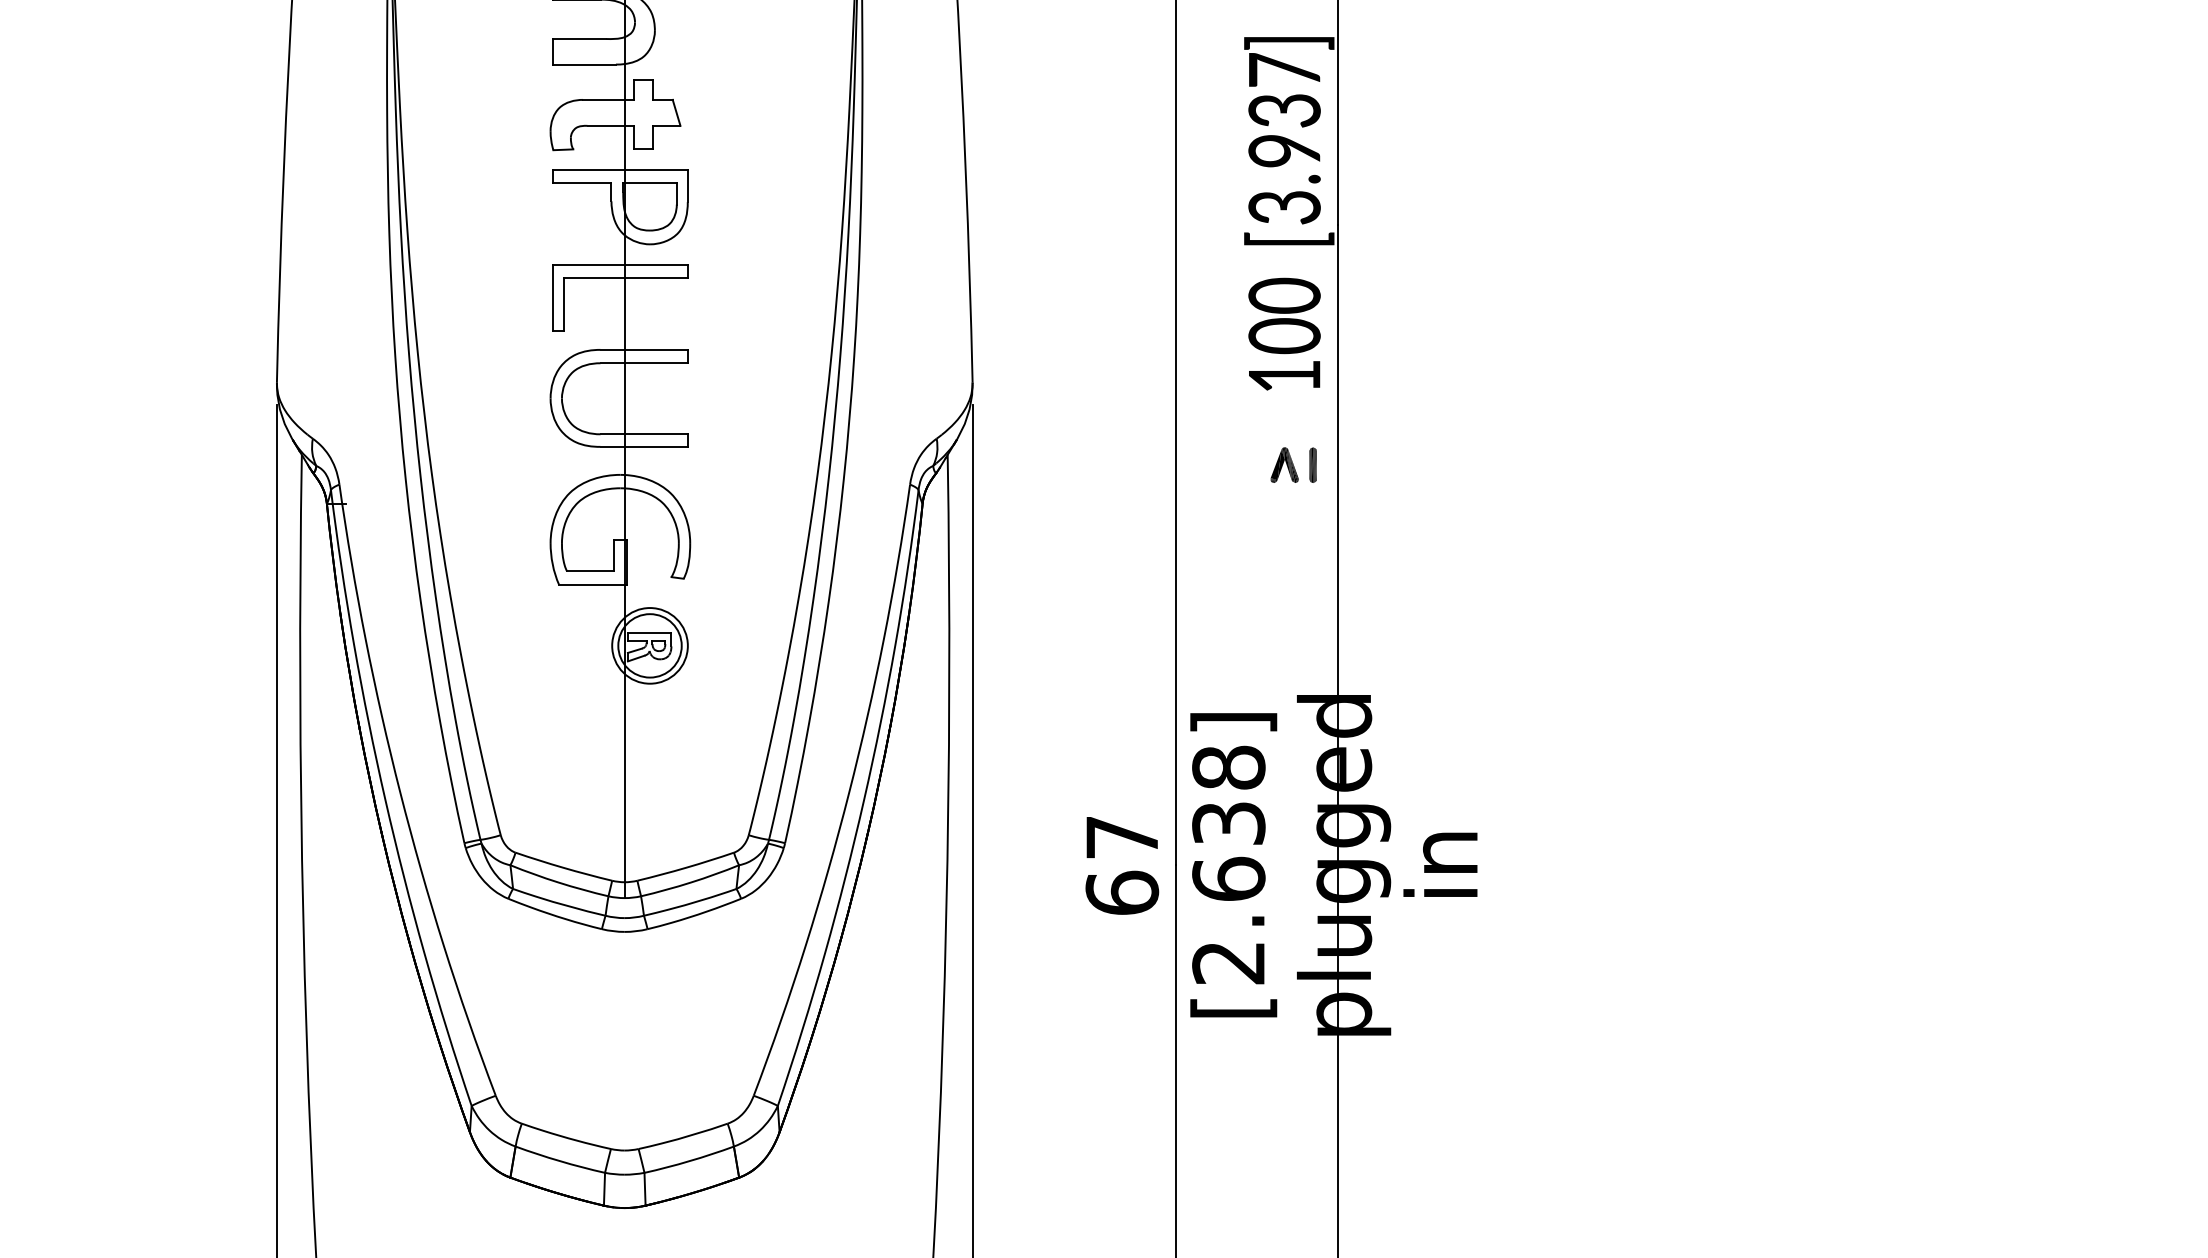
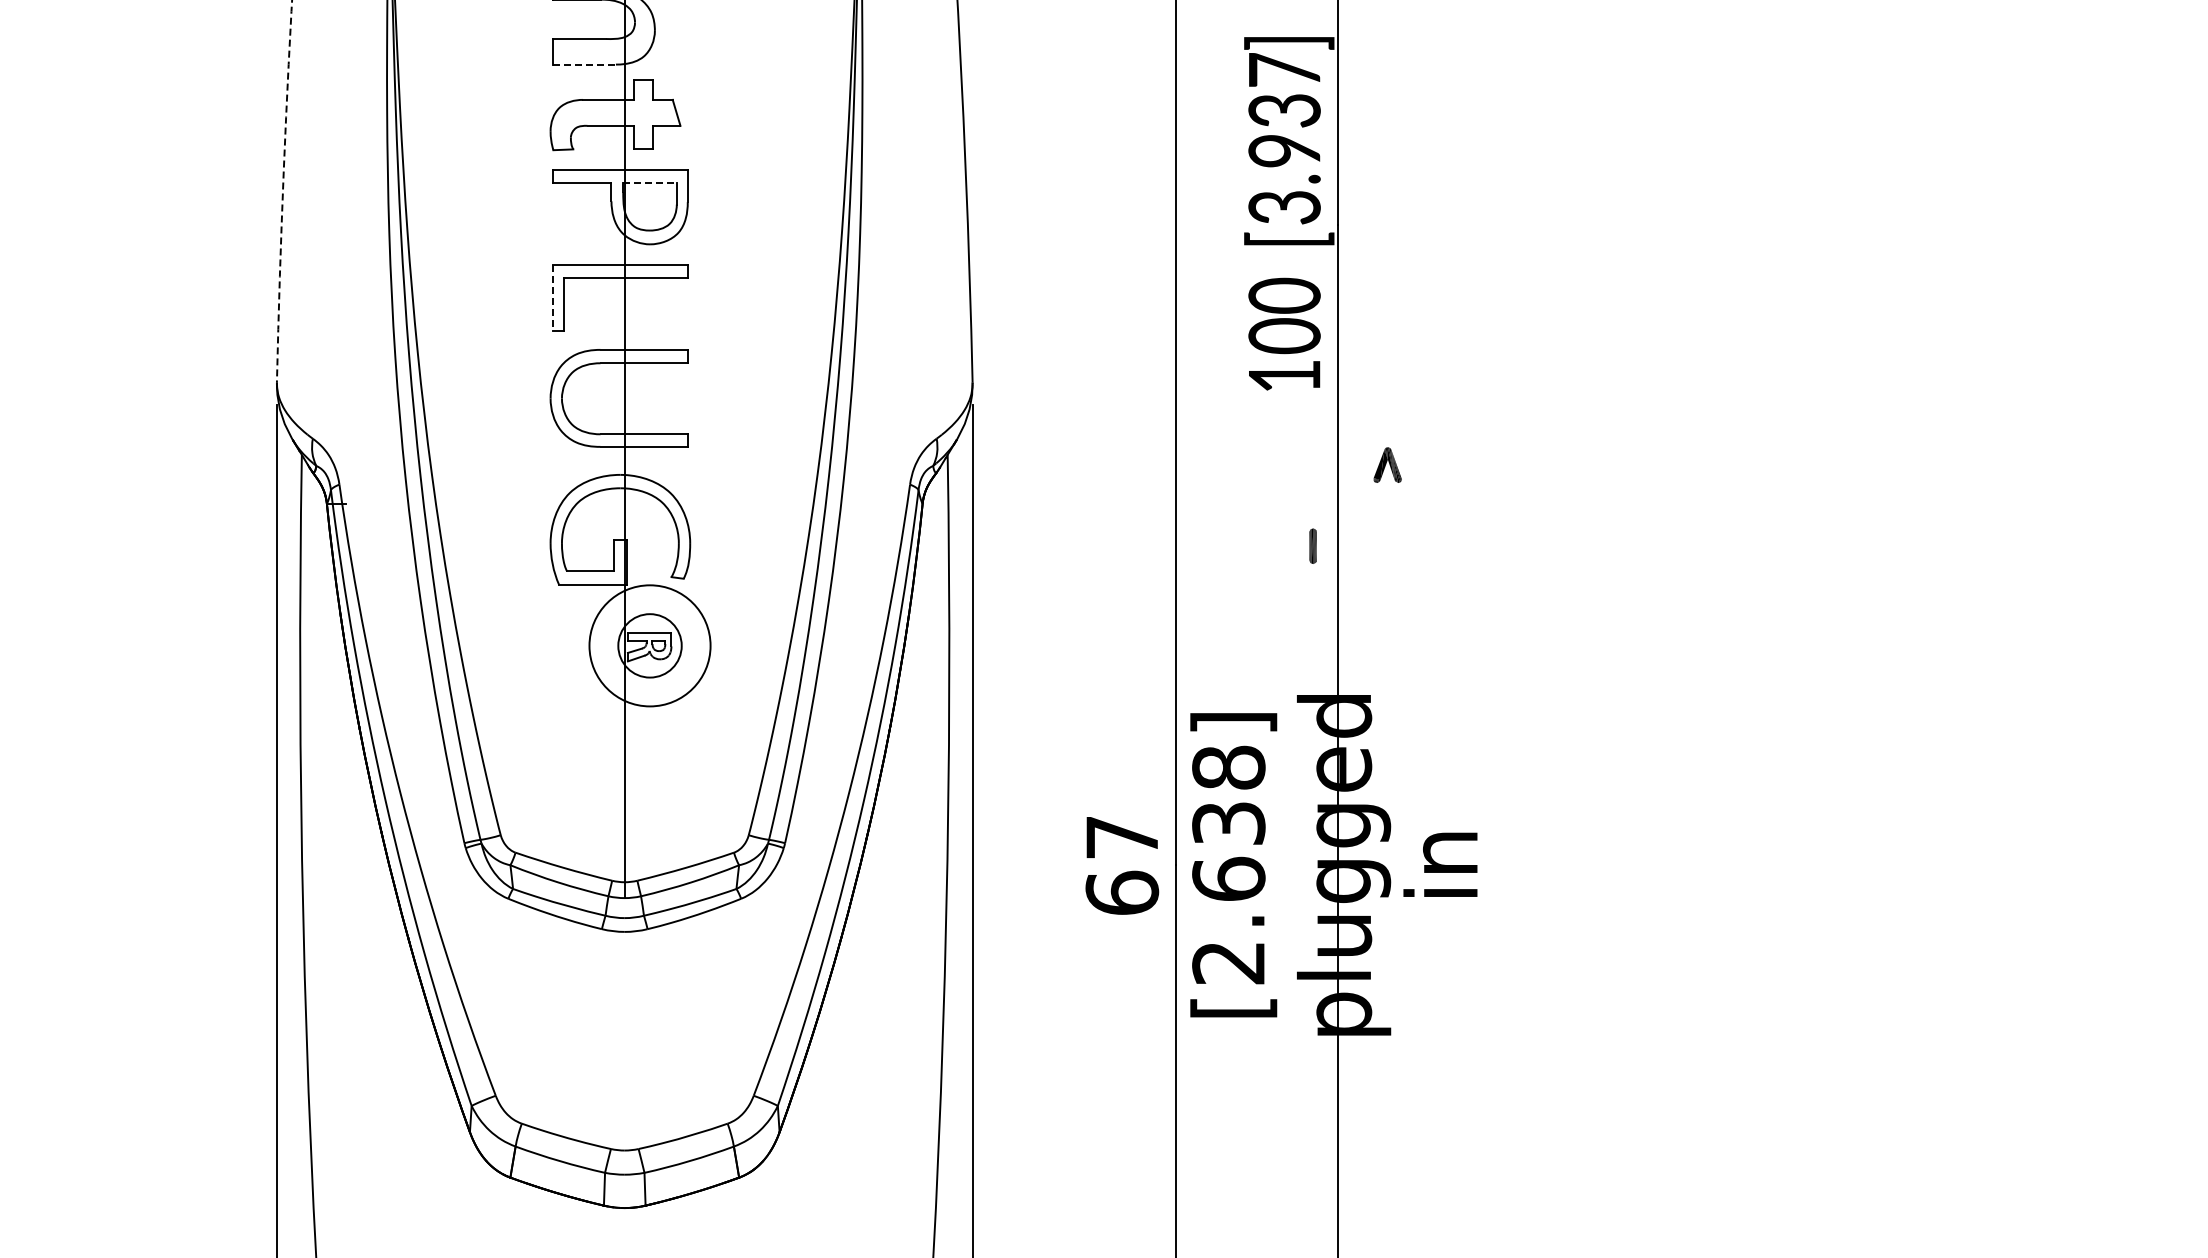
line: solid -> dashed (585, 64)
line: solid -> dashed (650, 182)
arc: solid -> dashed (283, 191)
line: solid -> dashed (553, 298)
part position: (1284, 464) -> (1387, 464) (1387, 464)
part position: (1312, 464) -> (1312, 545) (1312, 545)
circle diameter: 76 px -> 121 px (649, 645)
